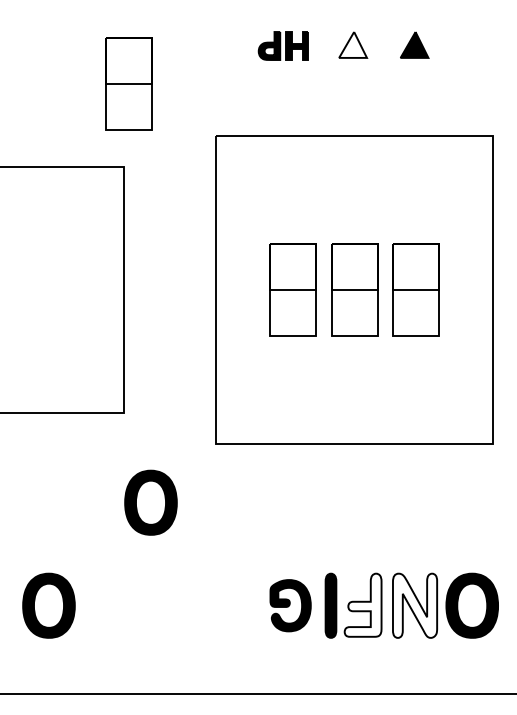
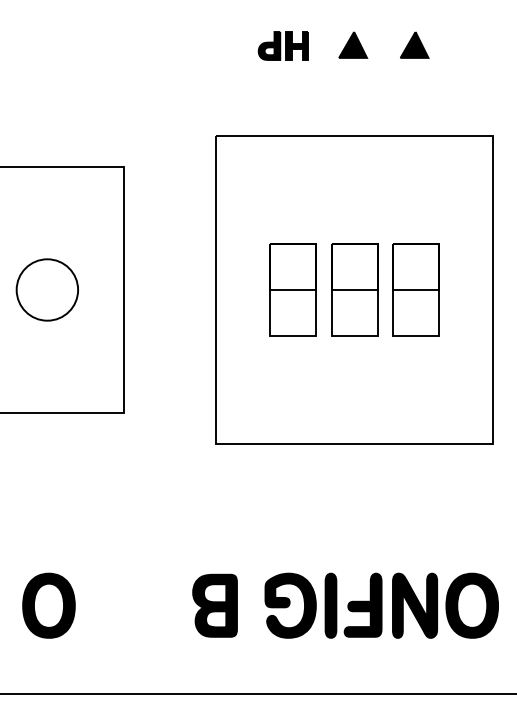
fill: none -> present (352, 44)
part: present -> none (128, 83)
part: none -> present (46, 289)
part: present -> none (150, 502)
fill: none -> present (362, 604)
part: none -> present (214, 605)
part size: 43x54 px -> 53x67 px (290, 605)
fill: none -> present (414, 605)
